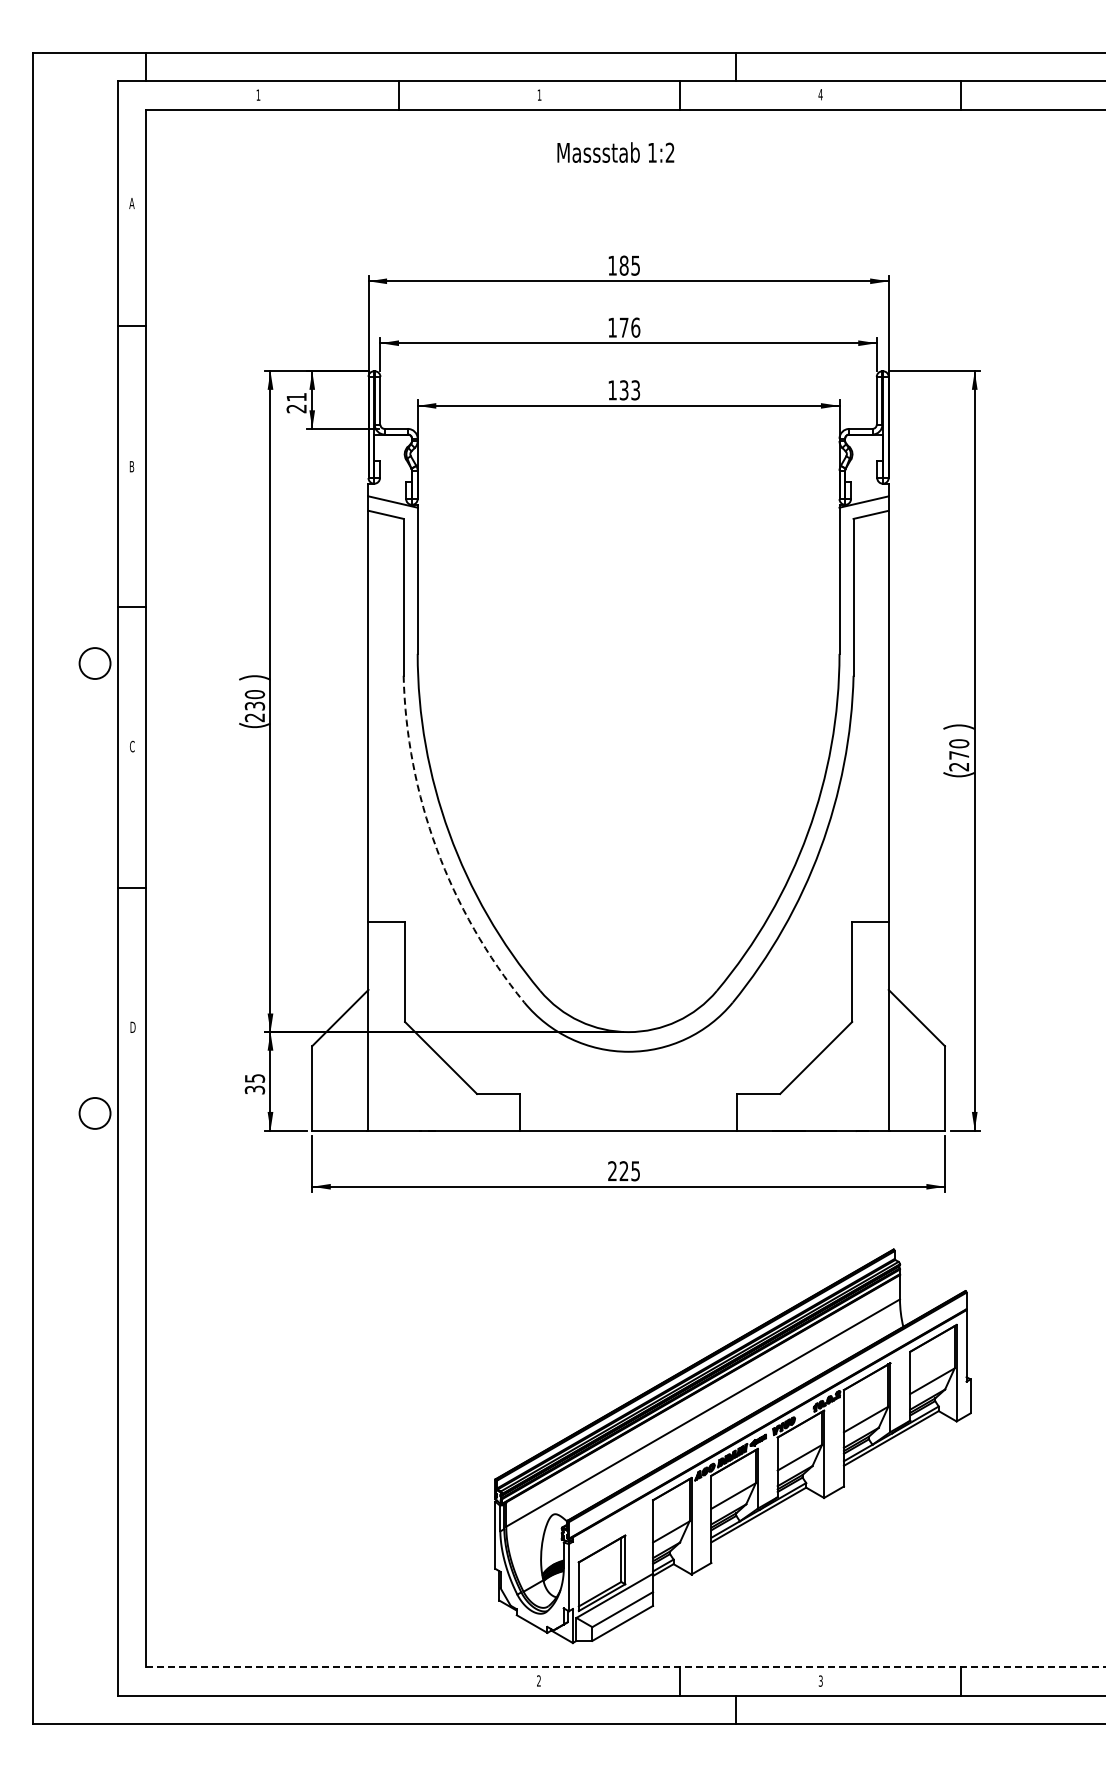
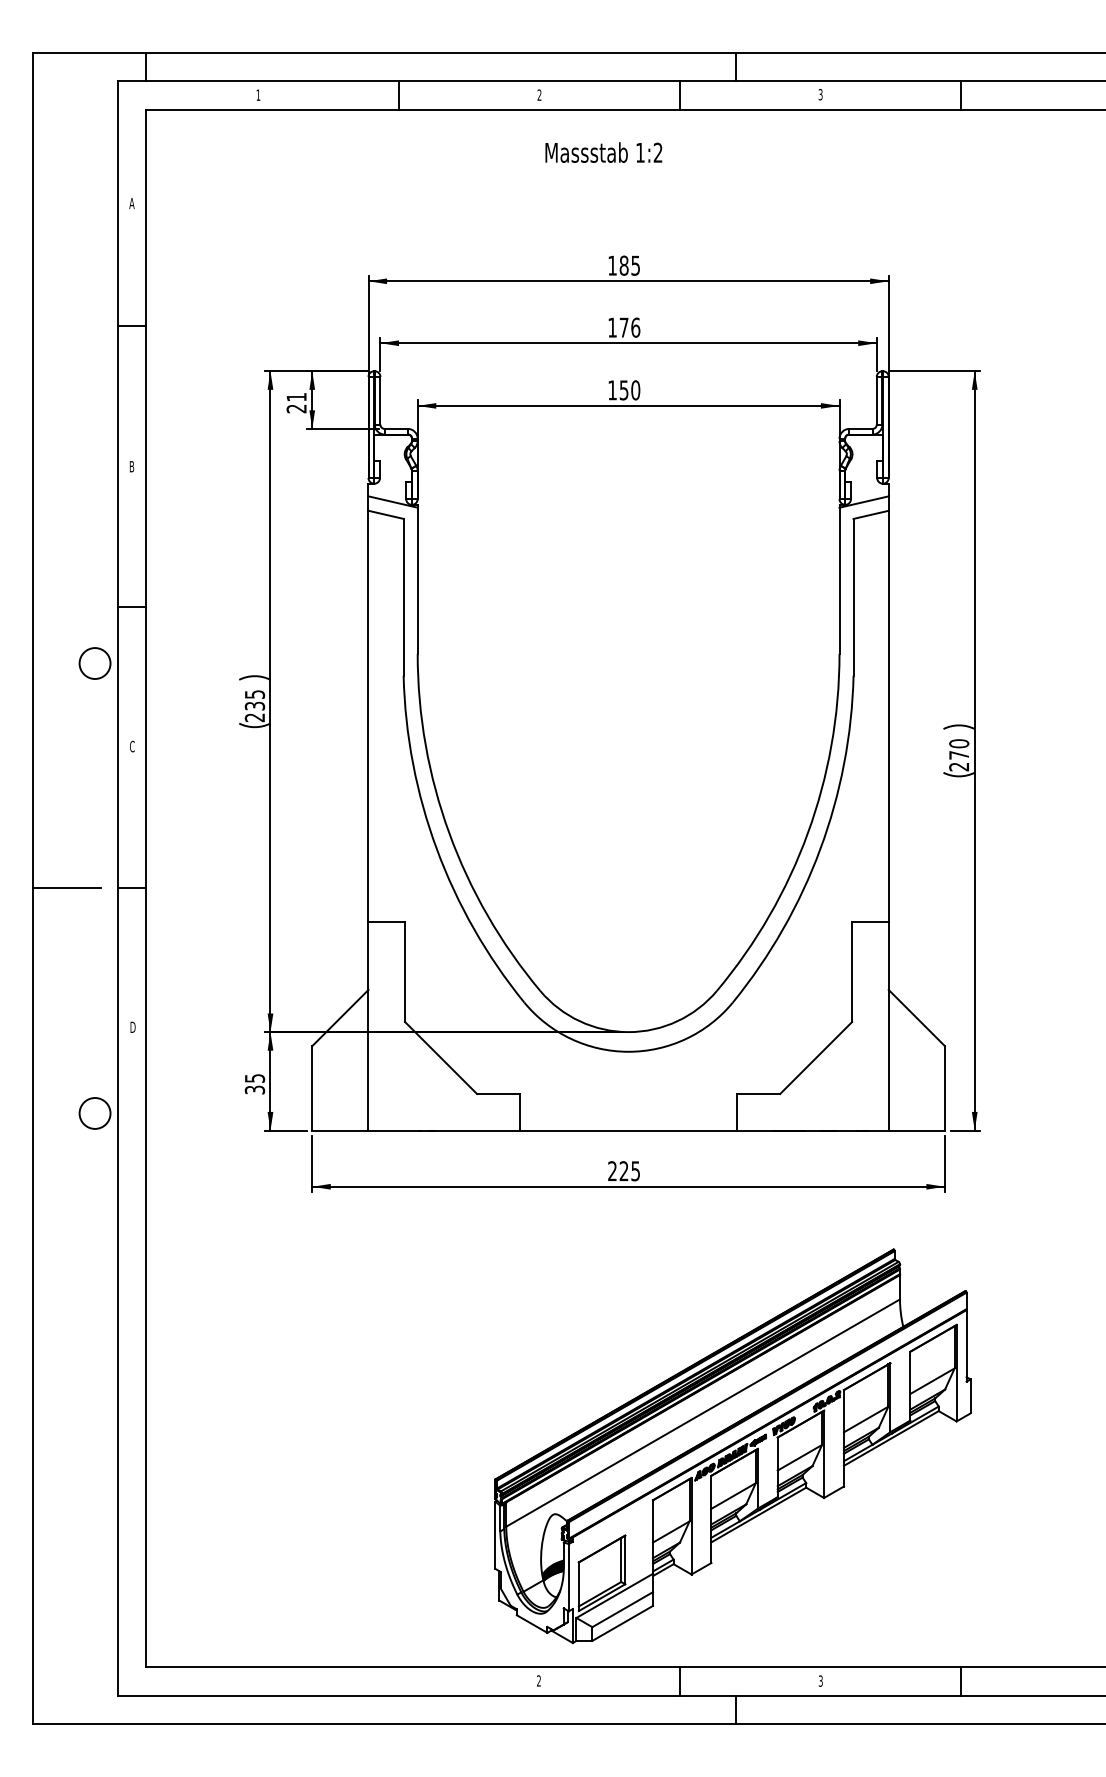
text: 1 -> 2 (539, 94)
text: 4 -> 3 (820, 94)
text position: (615, 152) -> (603, 152) (603, 152)
text: 133 -> 150 (630, 390)
text: 230 -> 235 (254, 694)
arc: dashed -> solid (436, 849)
line: none -> present (66, 888)
line: dashed -> solid (625, 1667)
